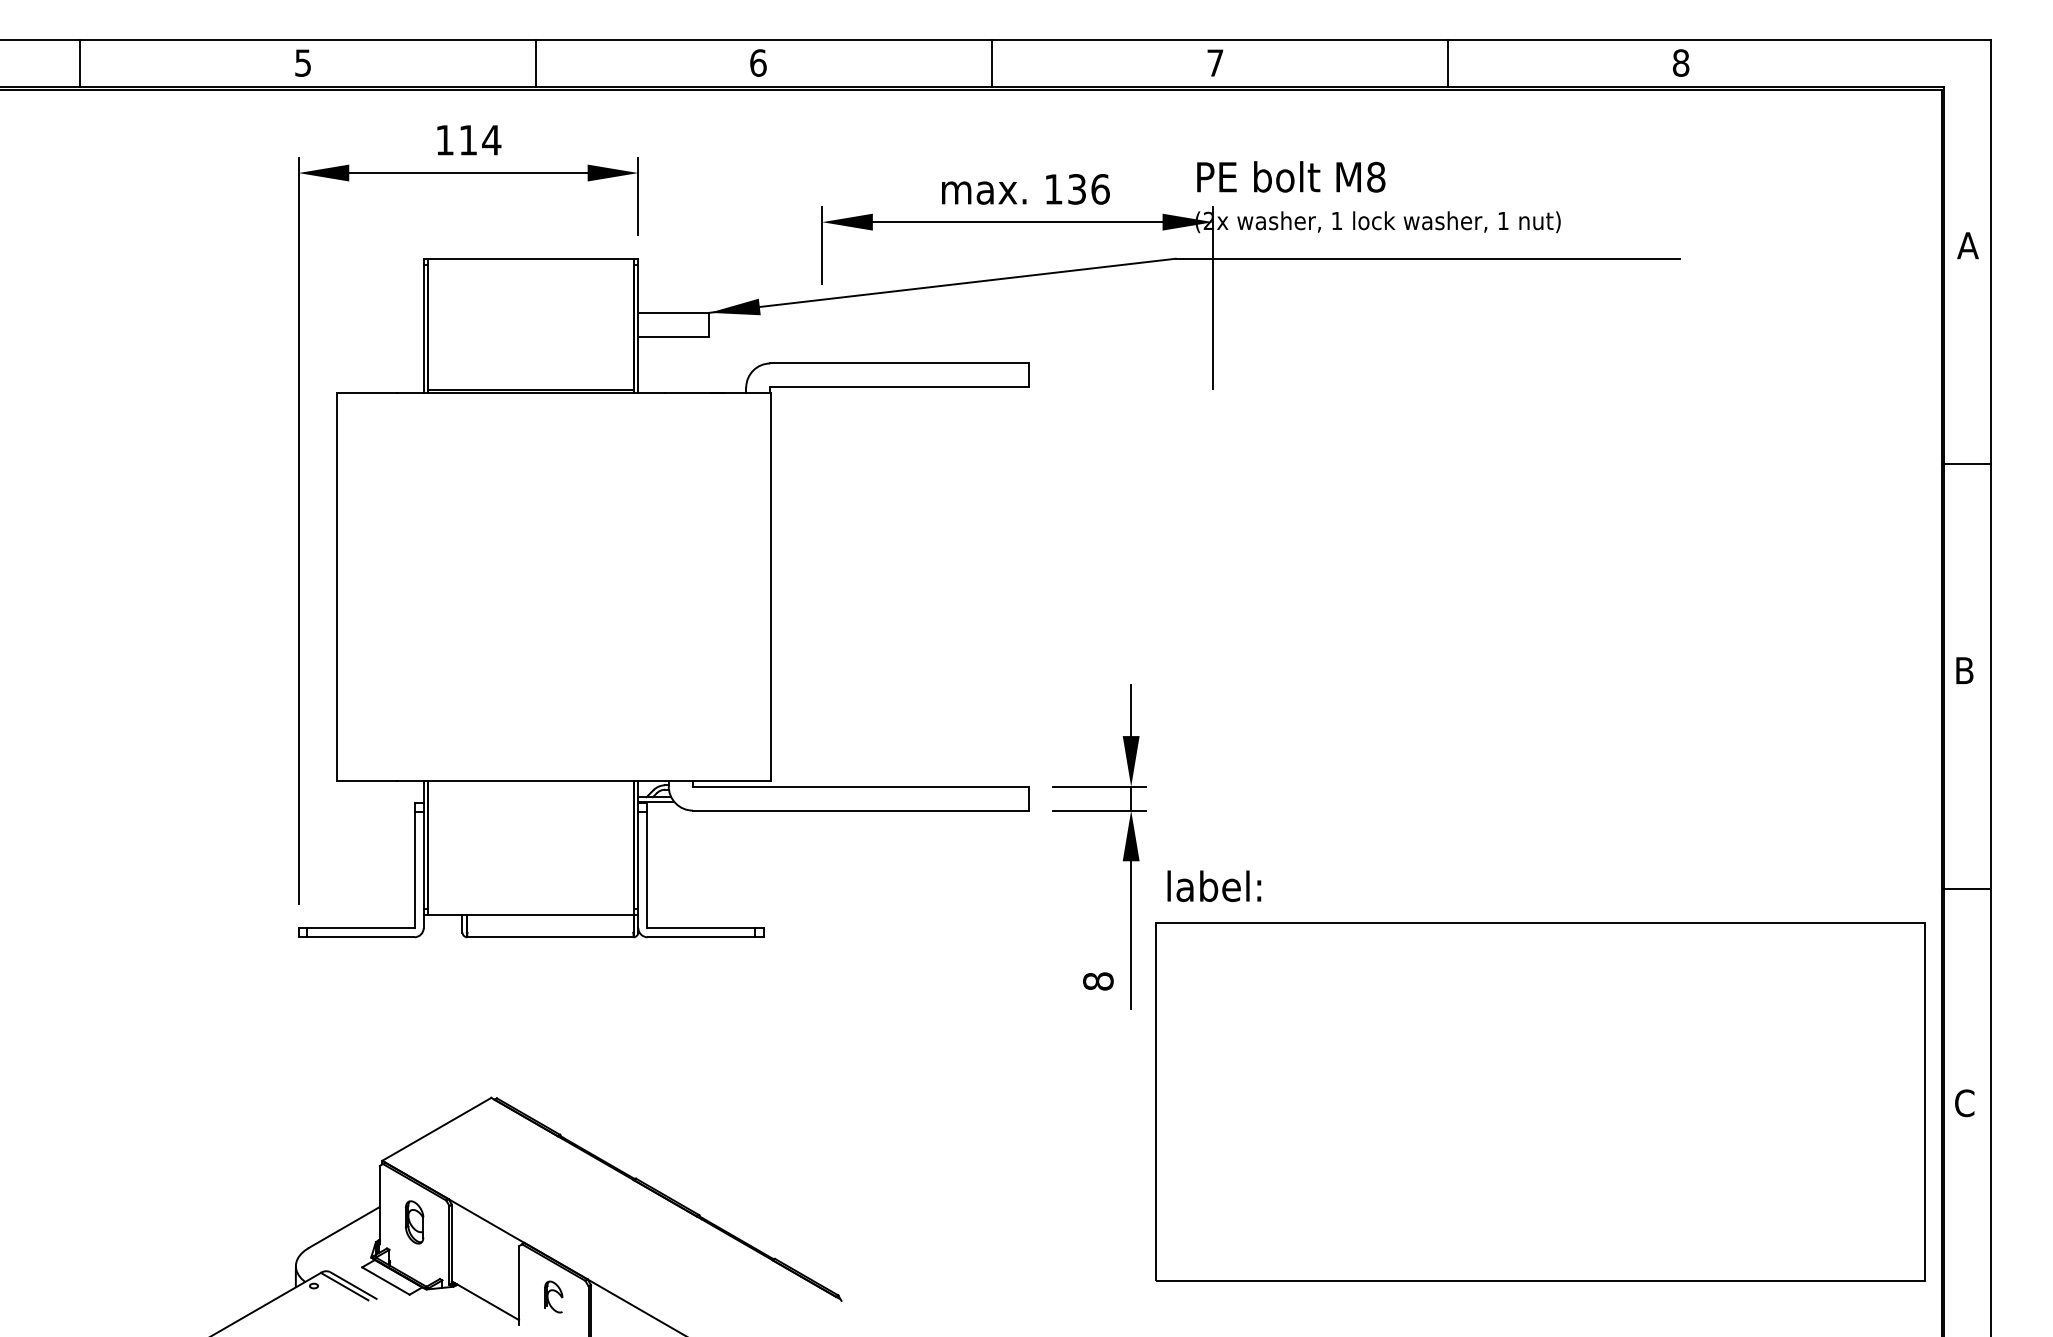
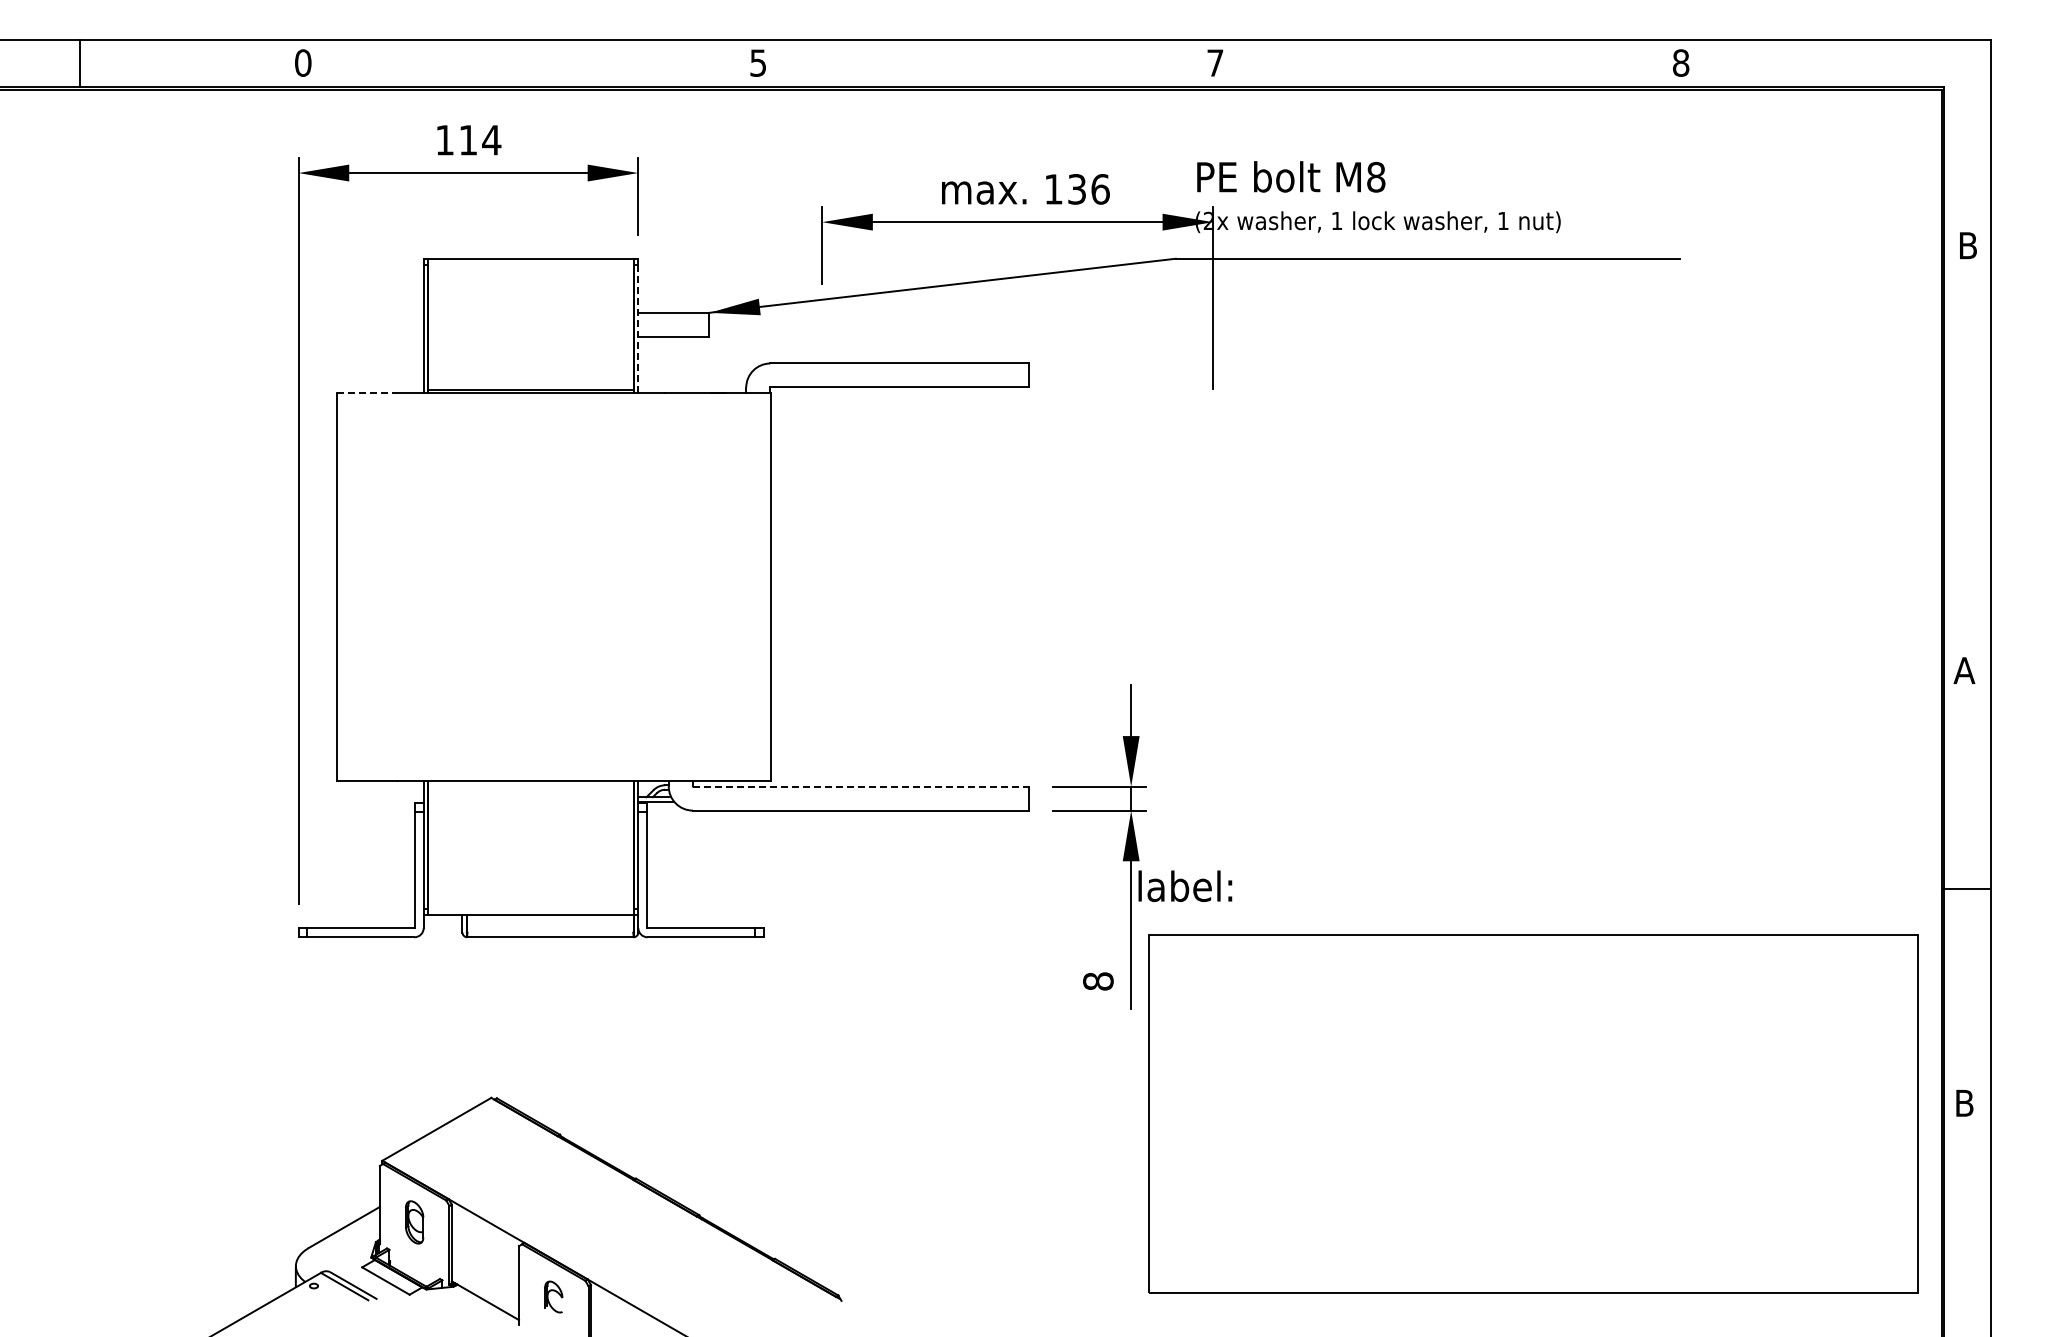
text: 5 -> 0 (303, 62)
line: present -> none (536, 62)
text: 6 -> 5 (758, 62)
line: present -> none (992, 62)
line: present -> none (1448, 62)
text: A -> B (1967, 245)
line: solid -> dashed (638, 329)
line: solid -> dashed (367, 393)
line: present -> none (1967, 464)
text: B -> A (1964, 670)
line: solid -> dashed (861, 786)
text position: (1214, 886) -> (1185, 886) (1185, 886)
part position: (1540, 1101) -> (1533, 1113) (1533, 1113)
text: C -> B (1964, 1103)
